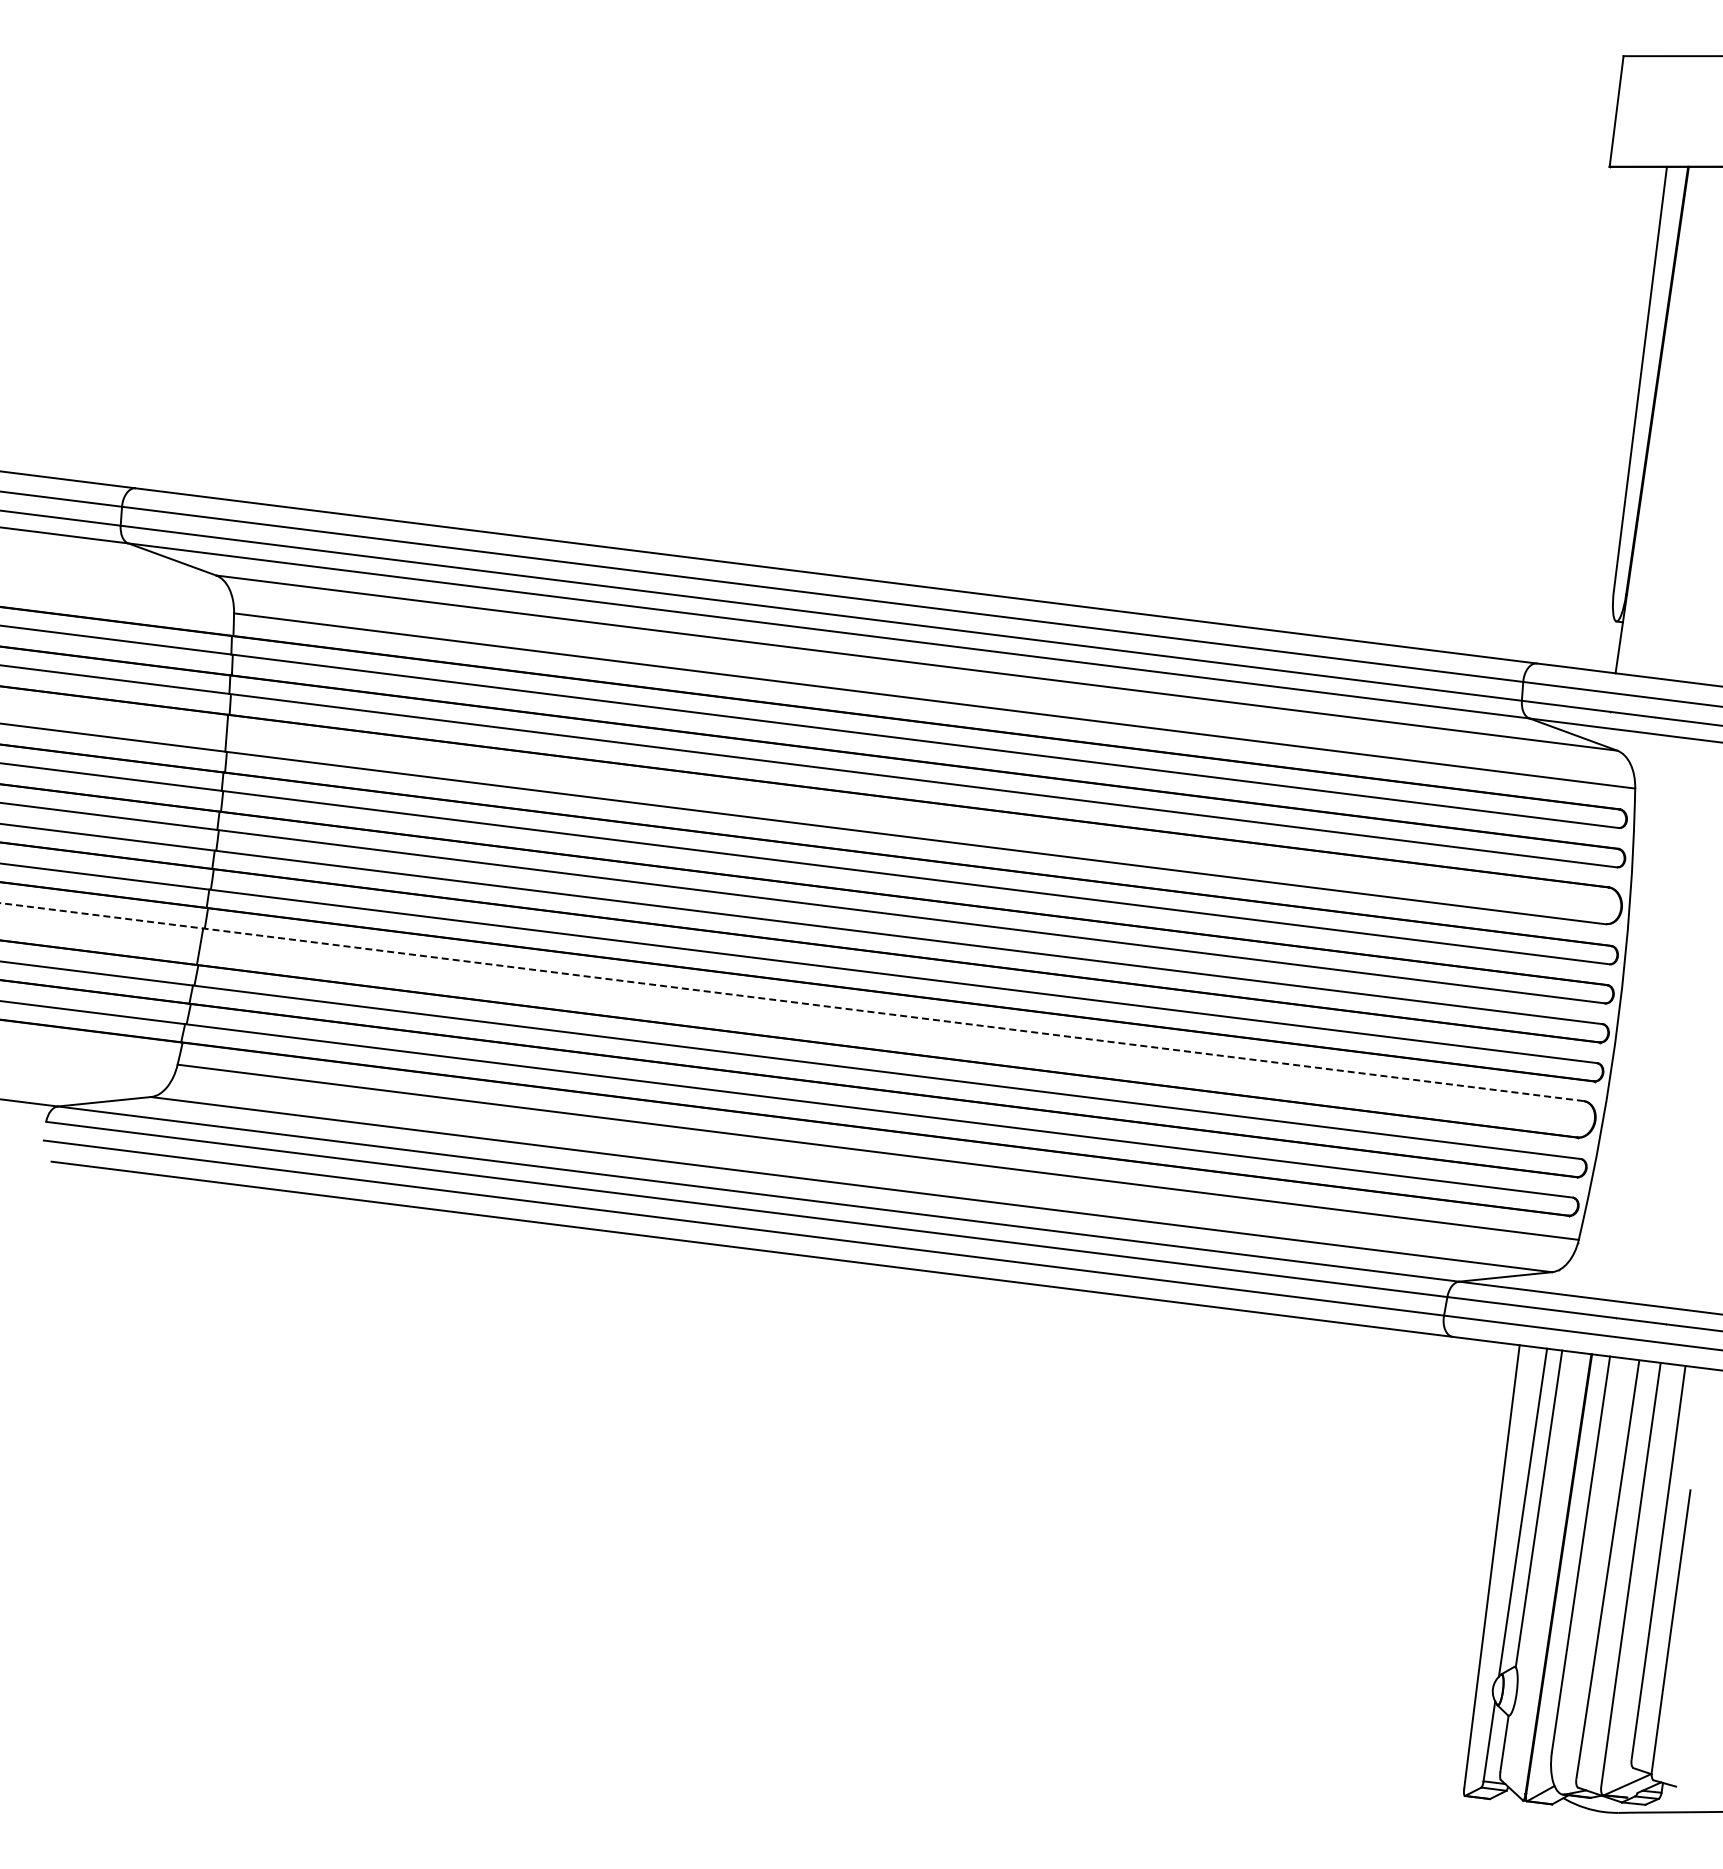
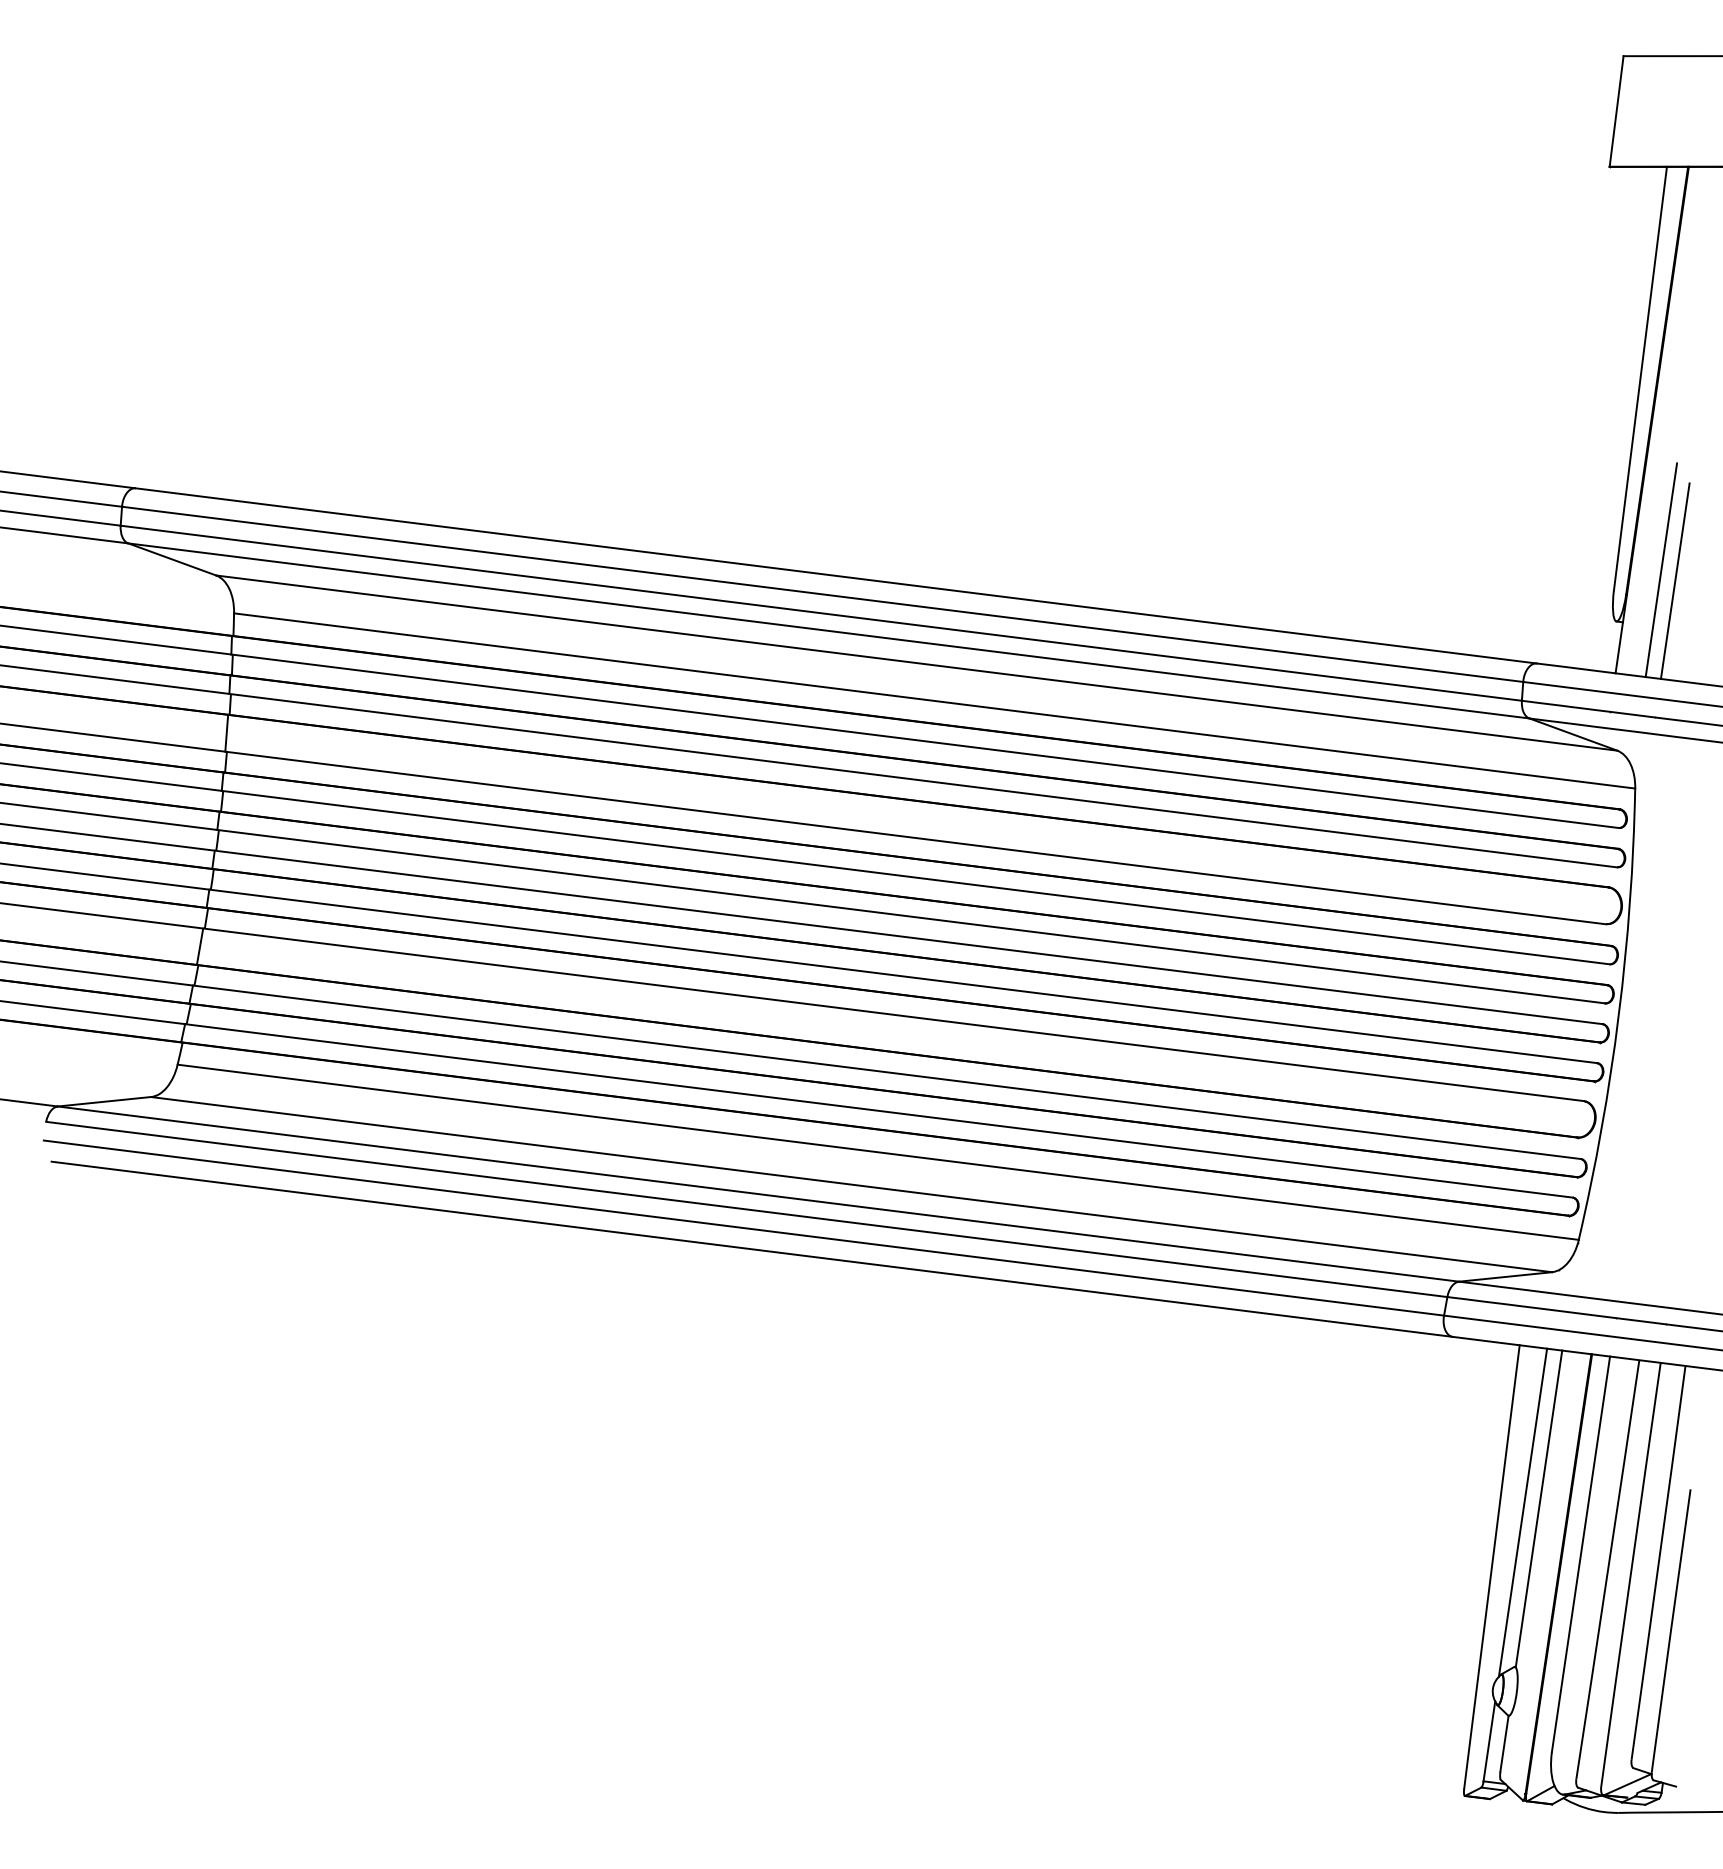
line: none -> present (1661, 570)
line: none -> present (1674, 581)
line: dashed -> solid (792, 1002)
